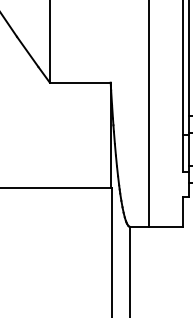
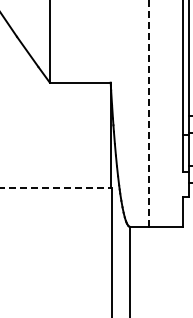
line: solid -> dashed (148, 113)
line: solid -> dashed (56, 188)
